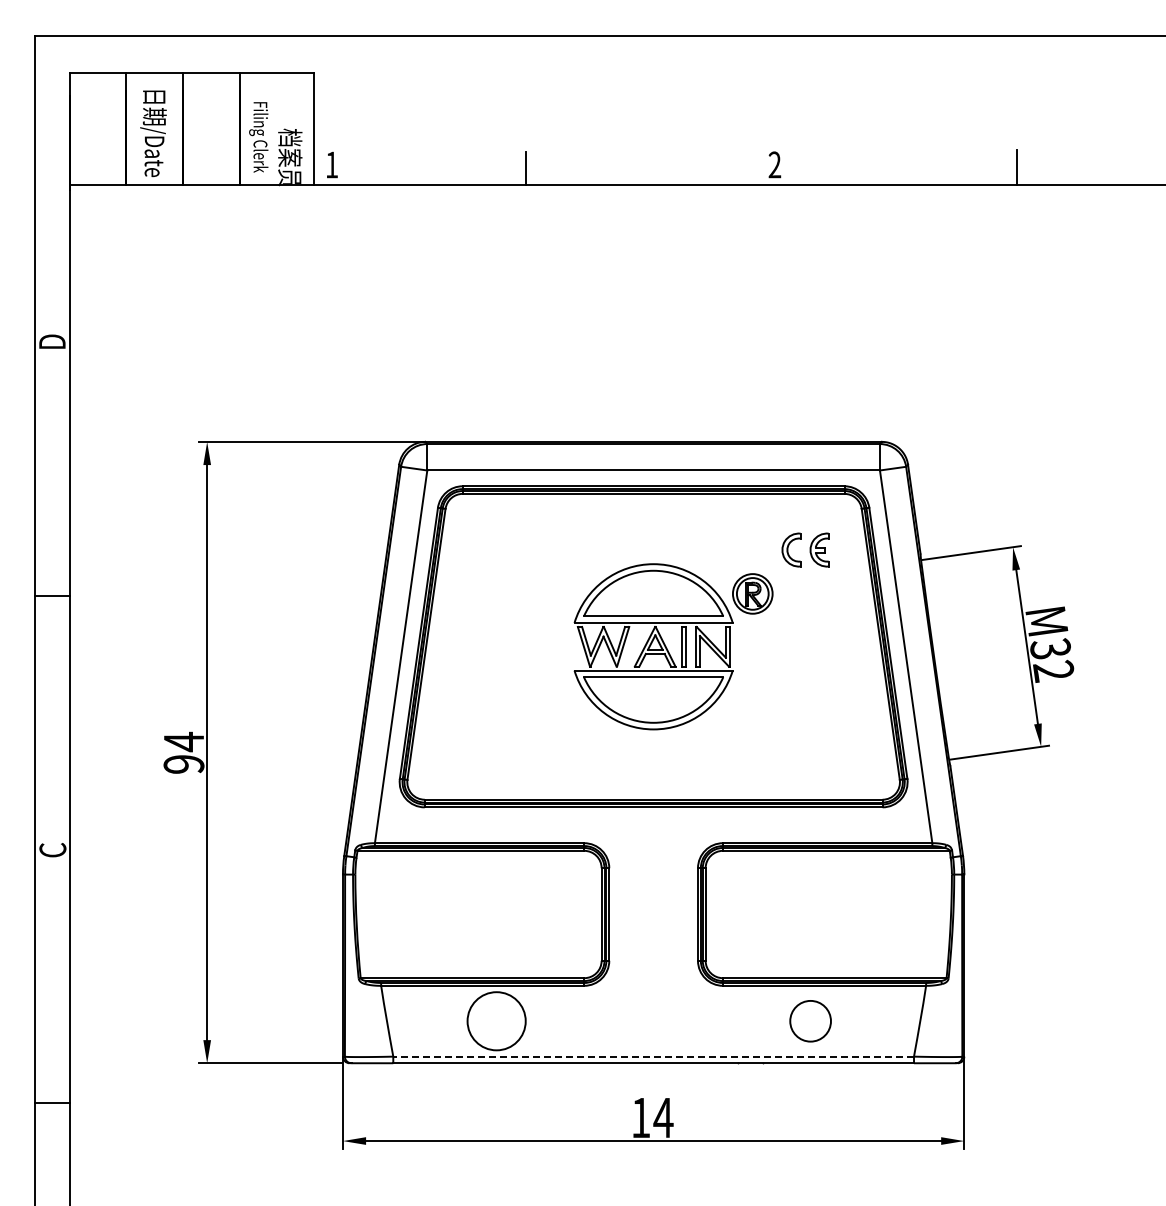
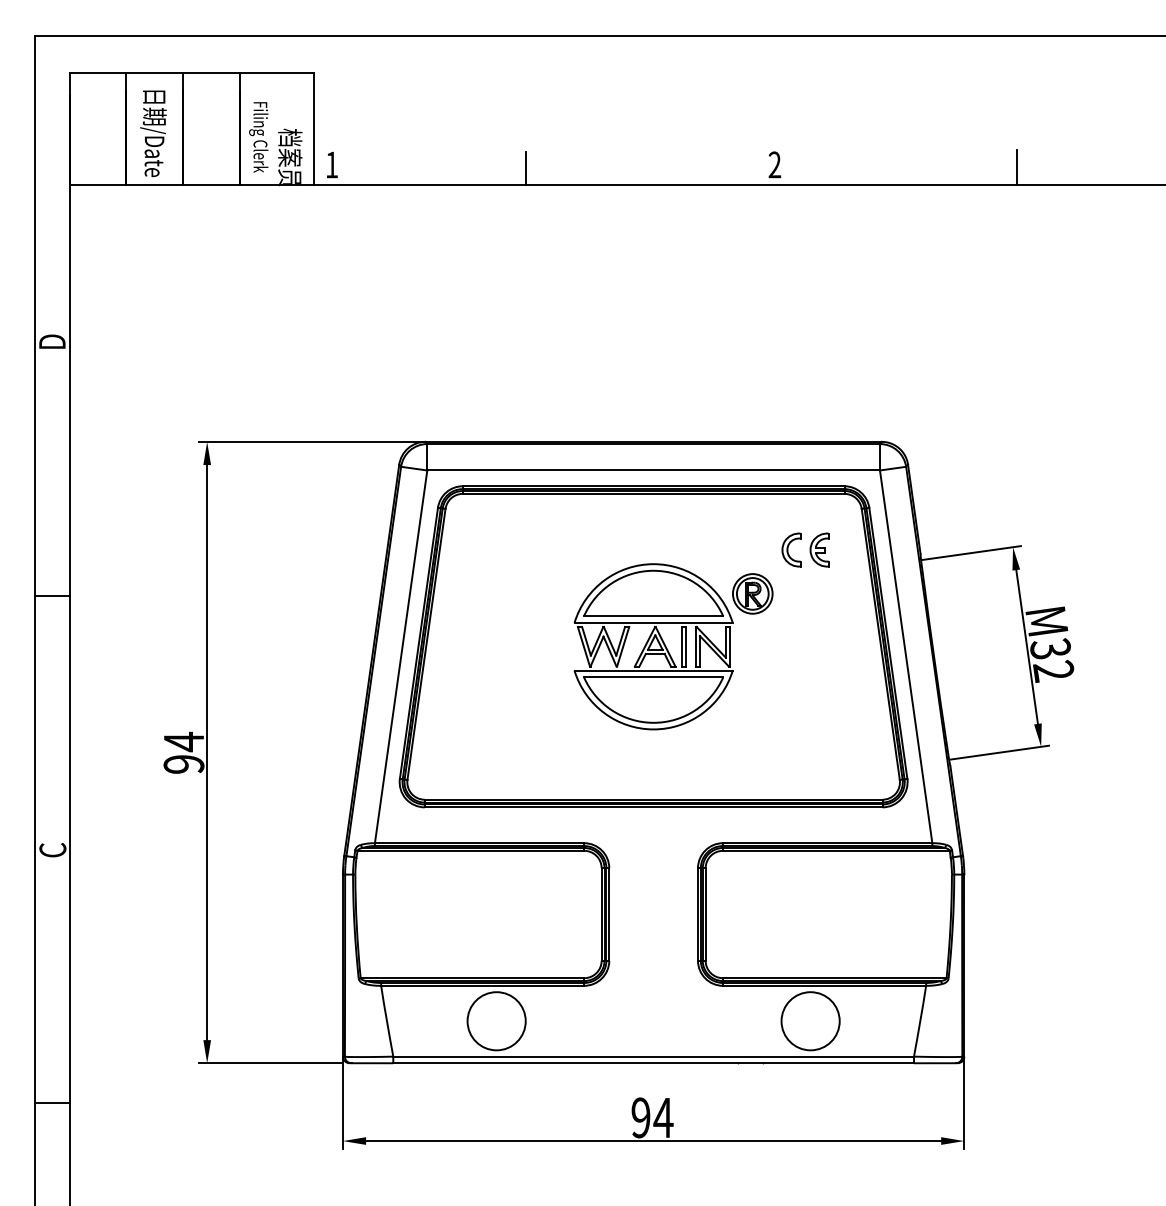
circle diameter: 41 px -> 58 px (810, 1021)
line: dashed -> solid (653, 1056)
text: 14 -> 94 (640, 1117)
